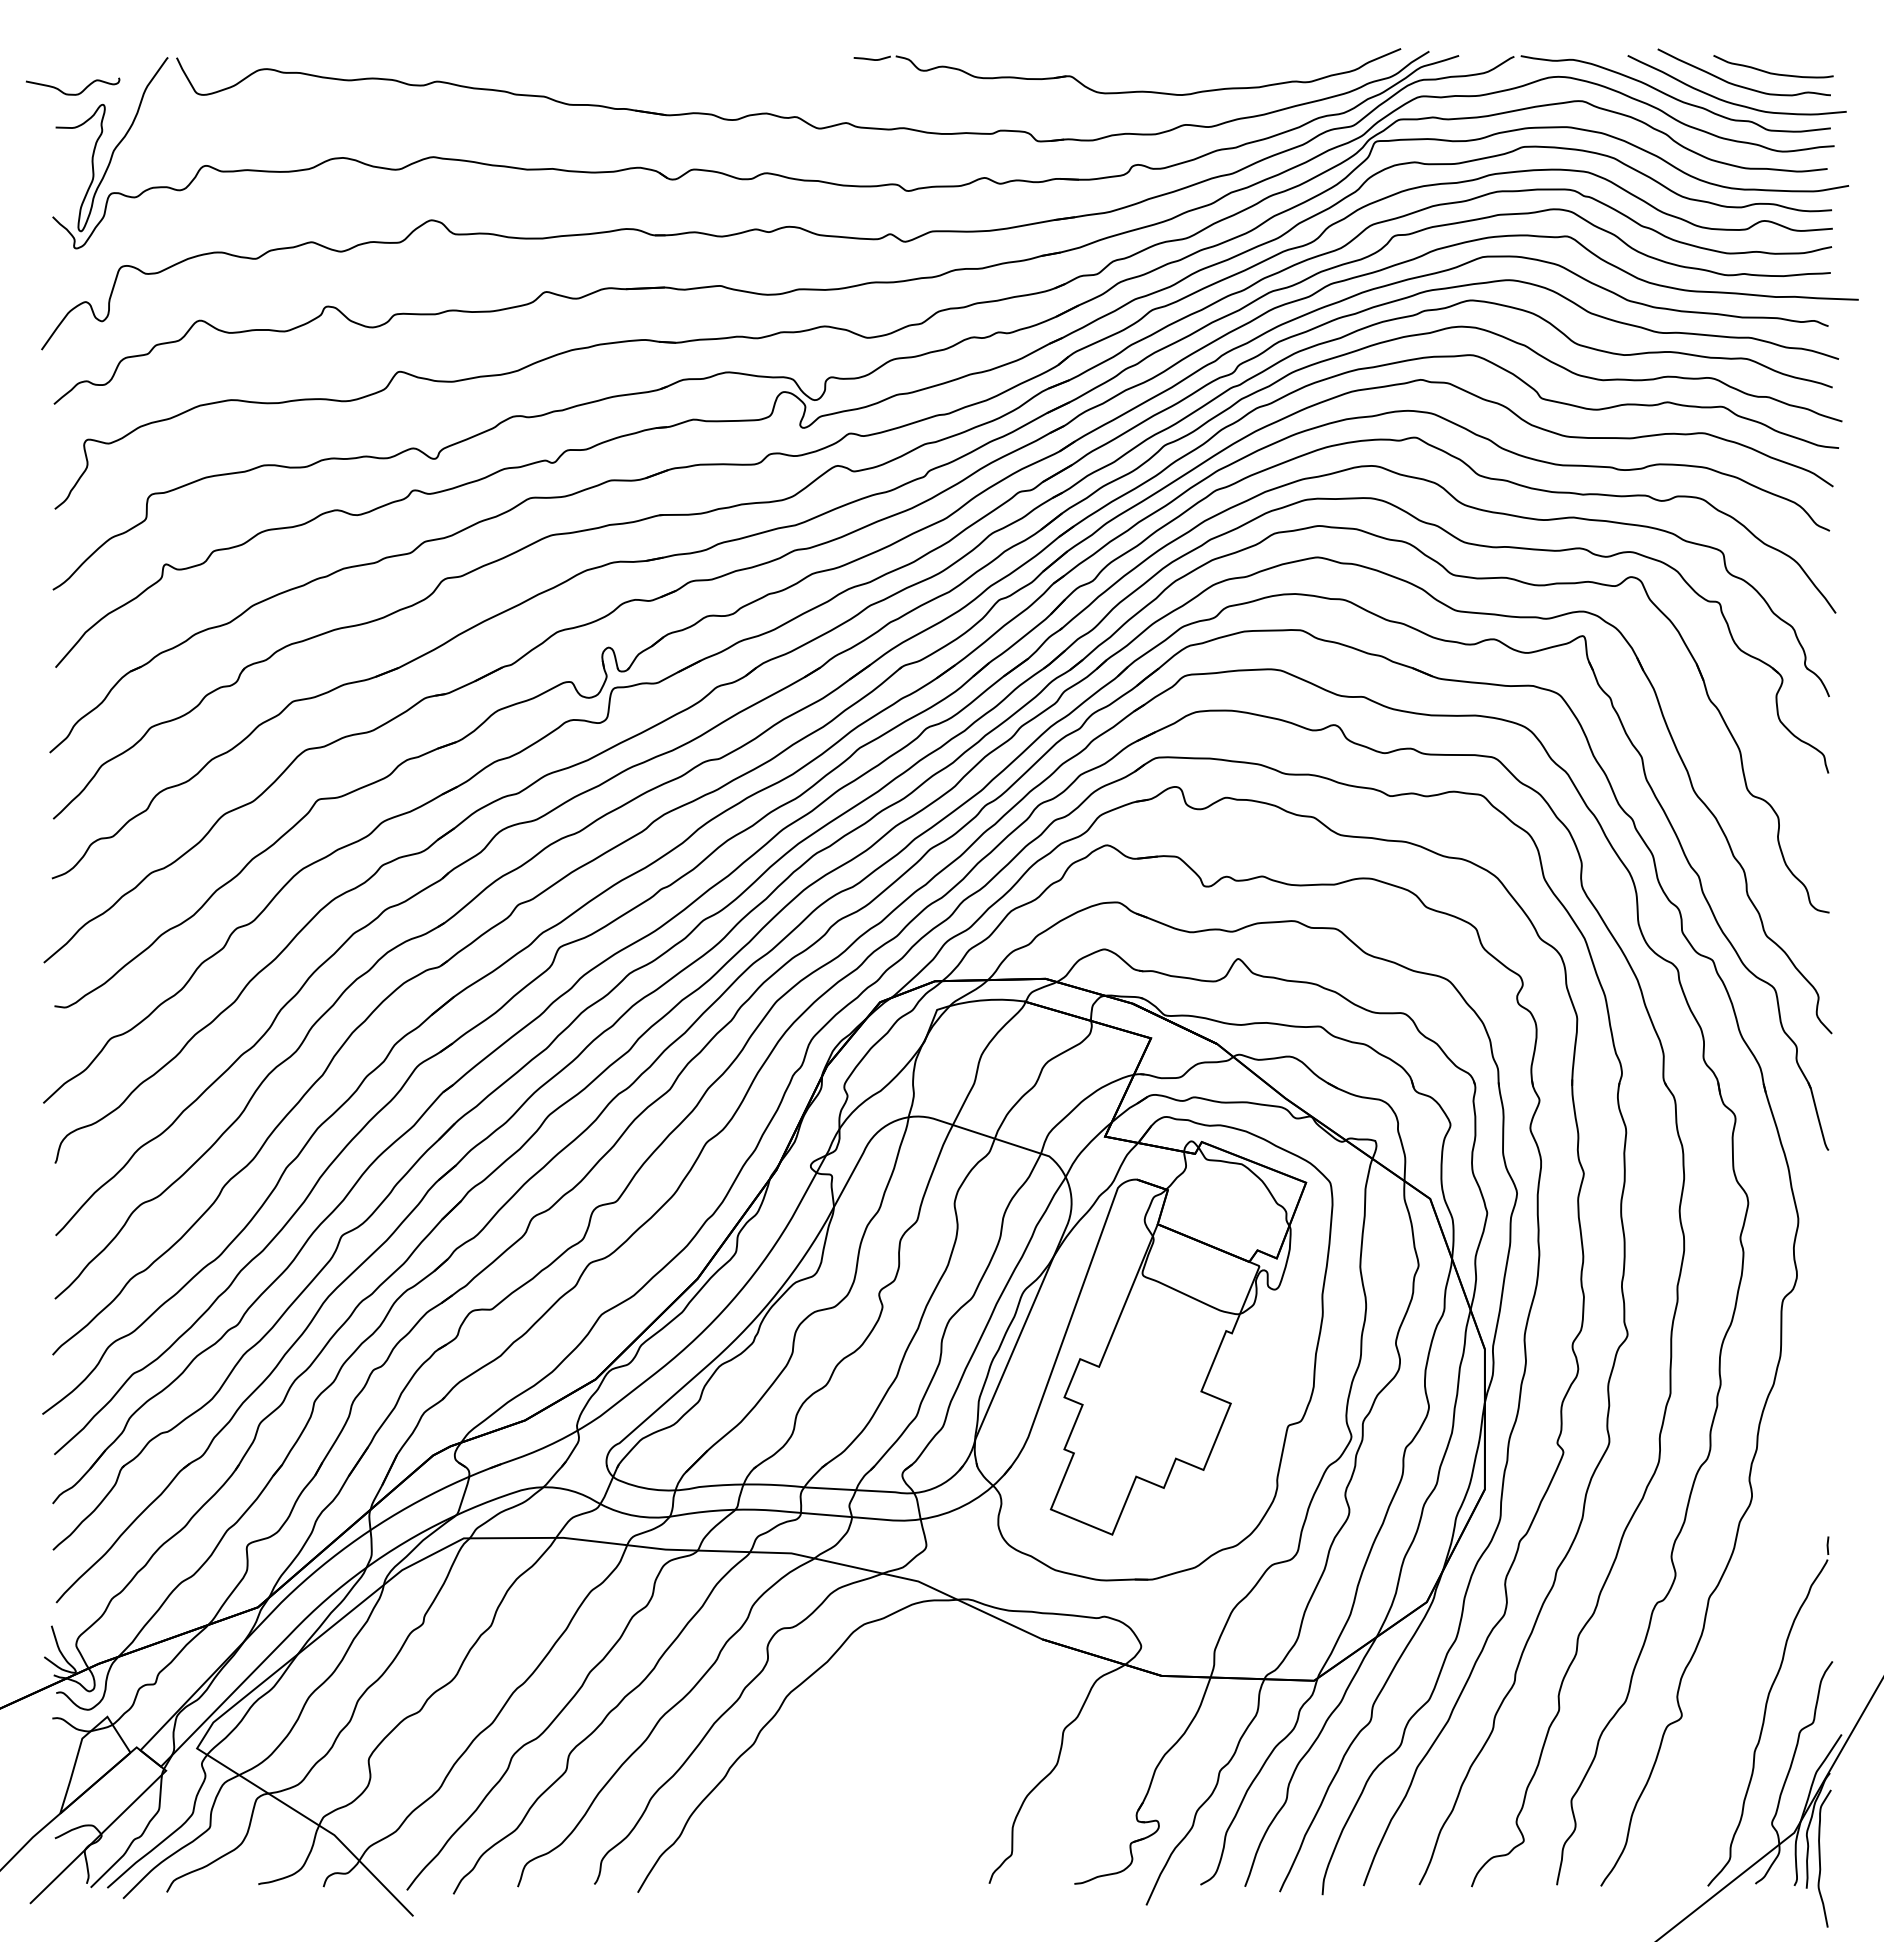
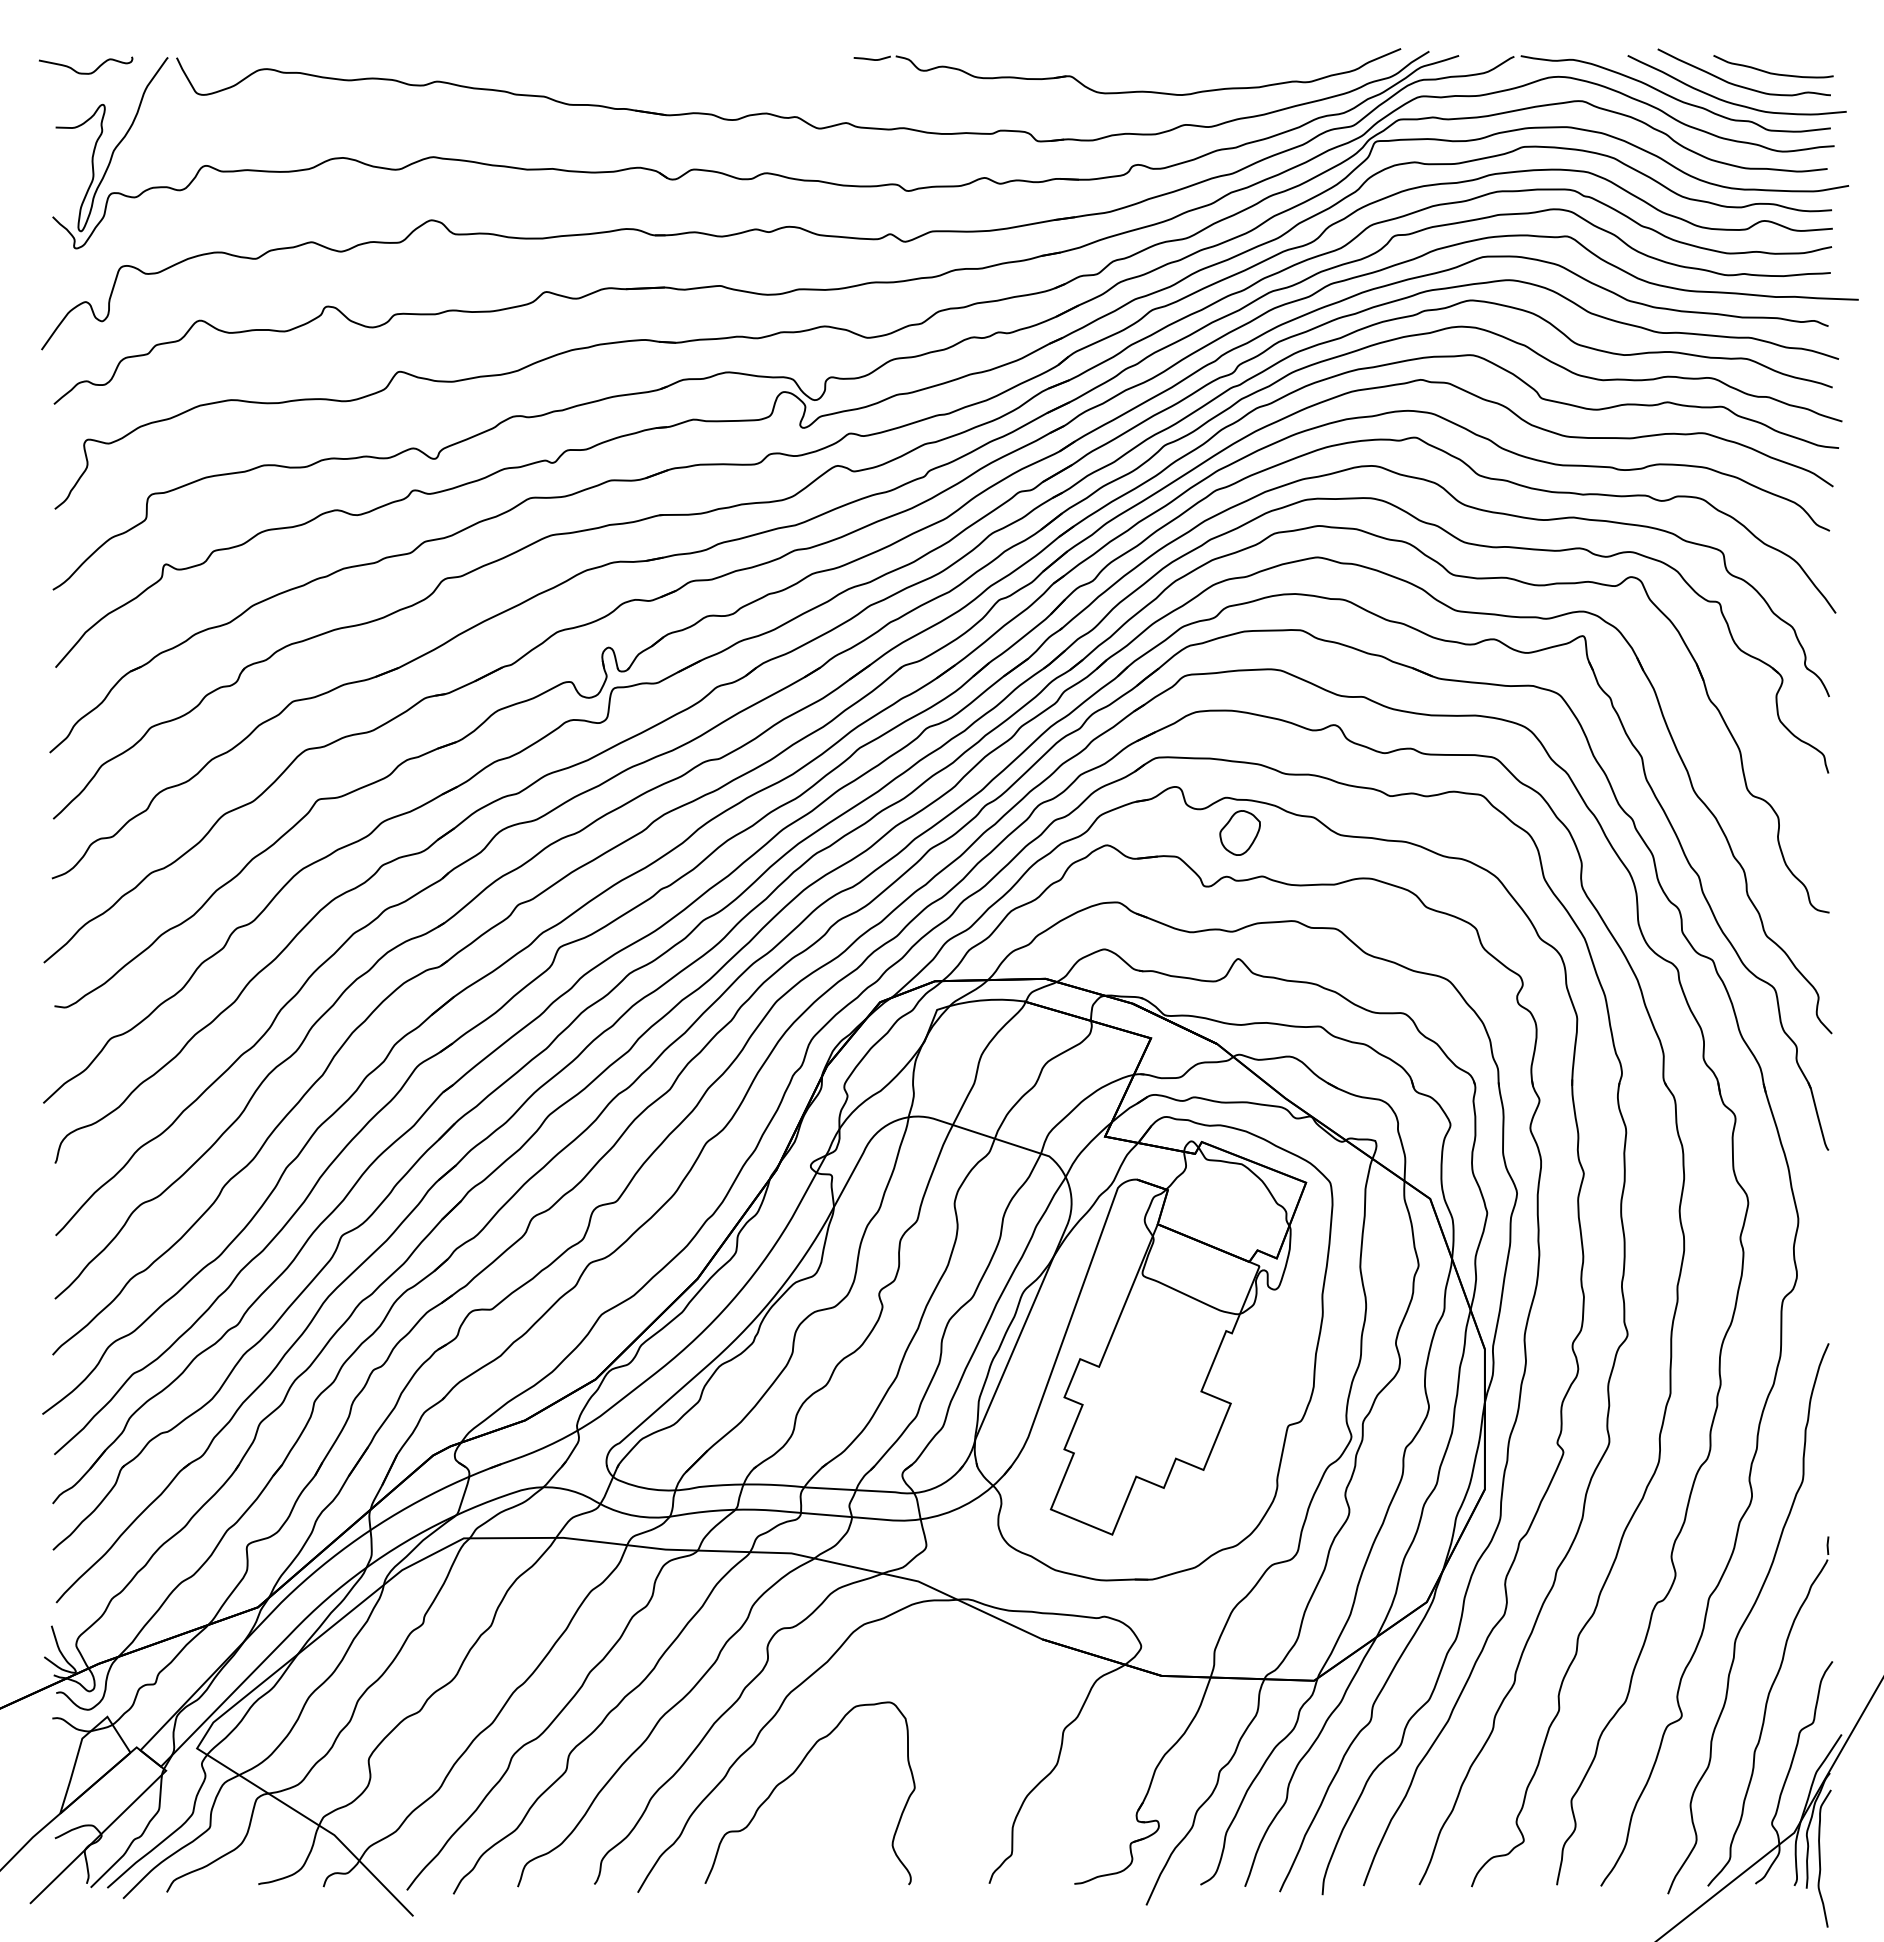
curve position: (73, 93) -> (86, 72) (86, 72)
part: none -> present (1239, 832)
curve: none -> present (1748, 1617)
curve: none -> present (792, 1775)
